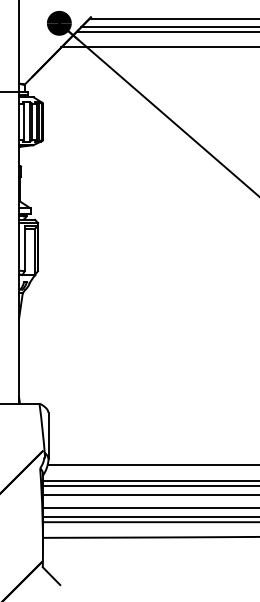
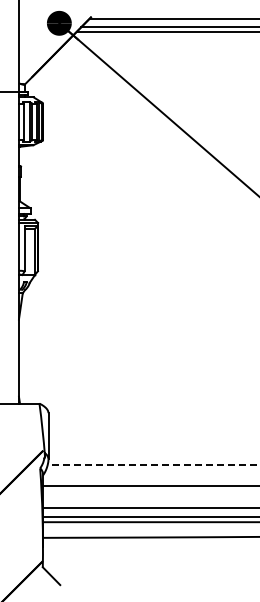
line: present -> none (158, 47)
line: solid -> dashed (153, 464)
line: present -> none (149, 480)
line: present -> none (149, 494)
